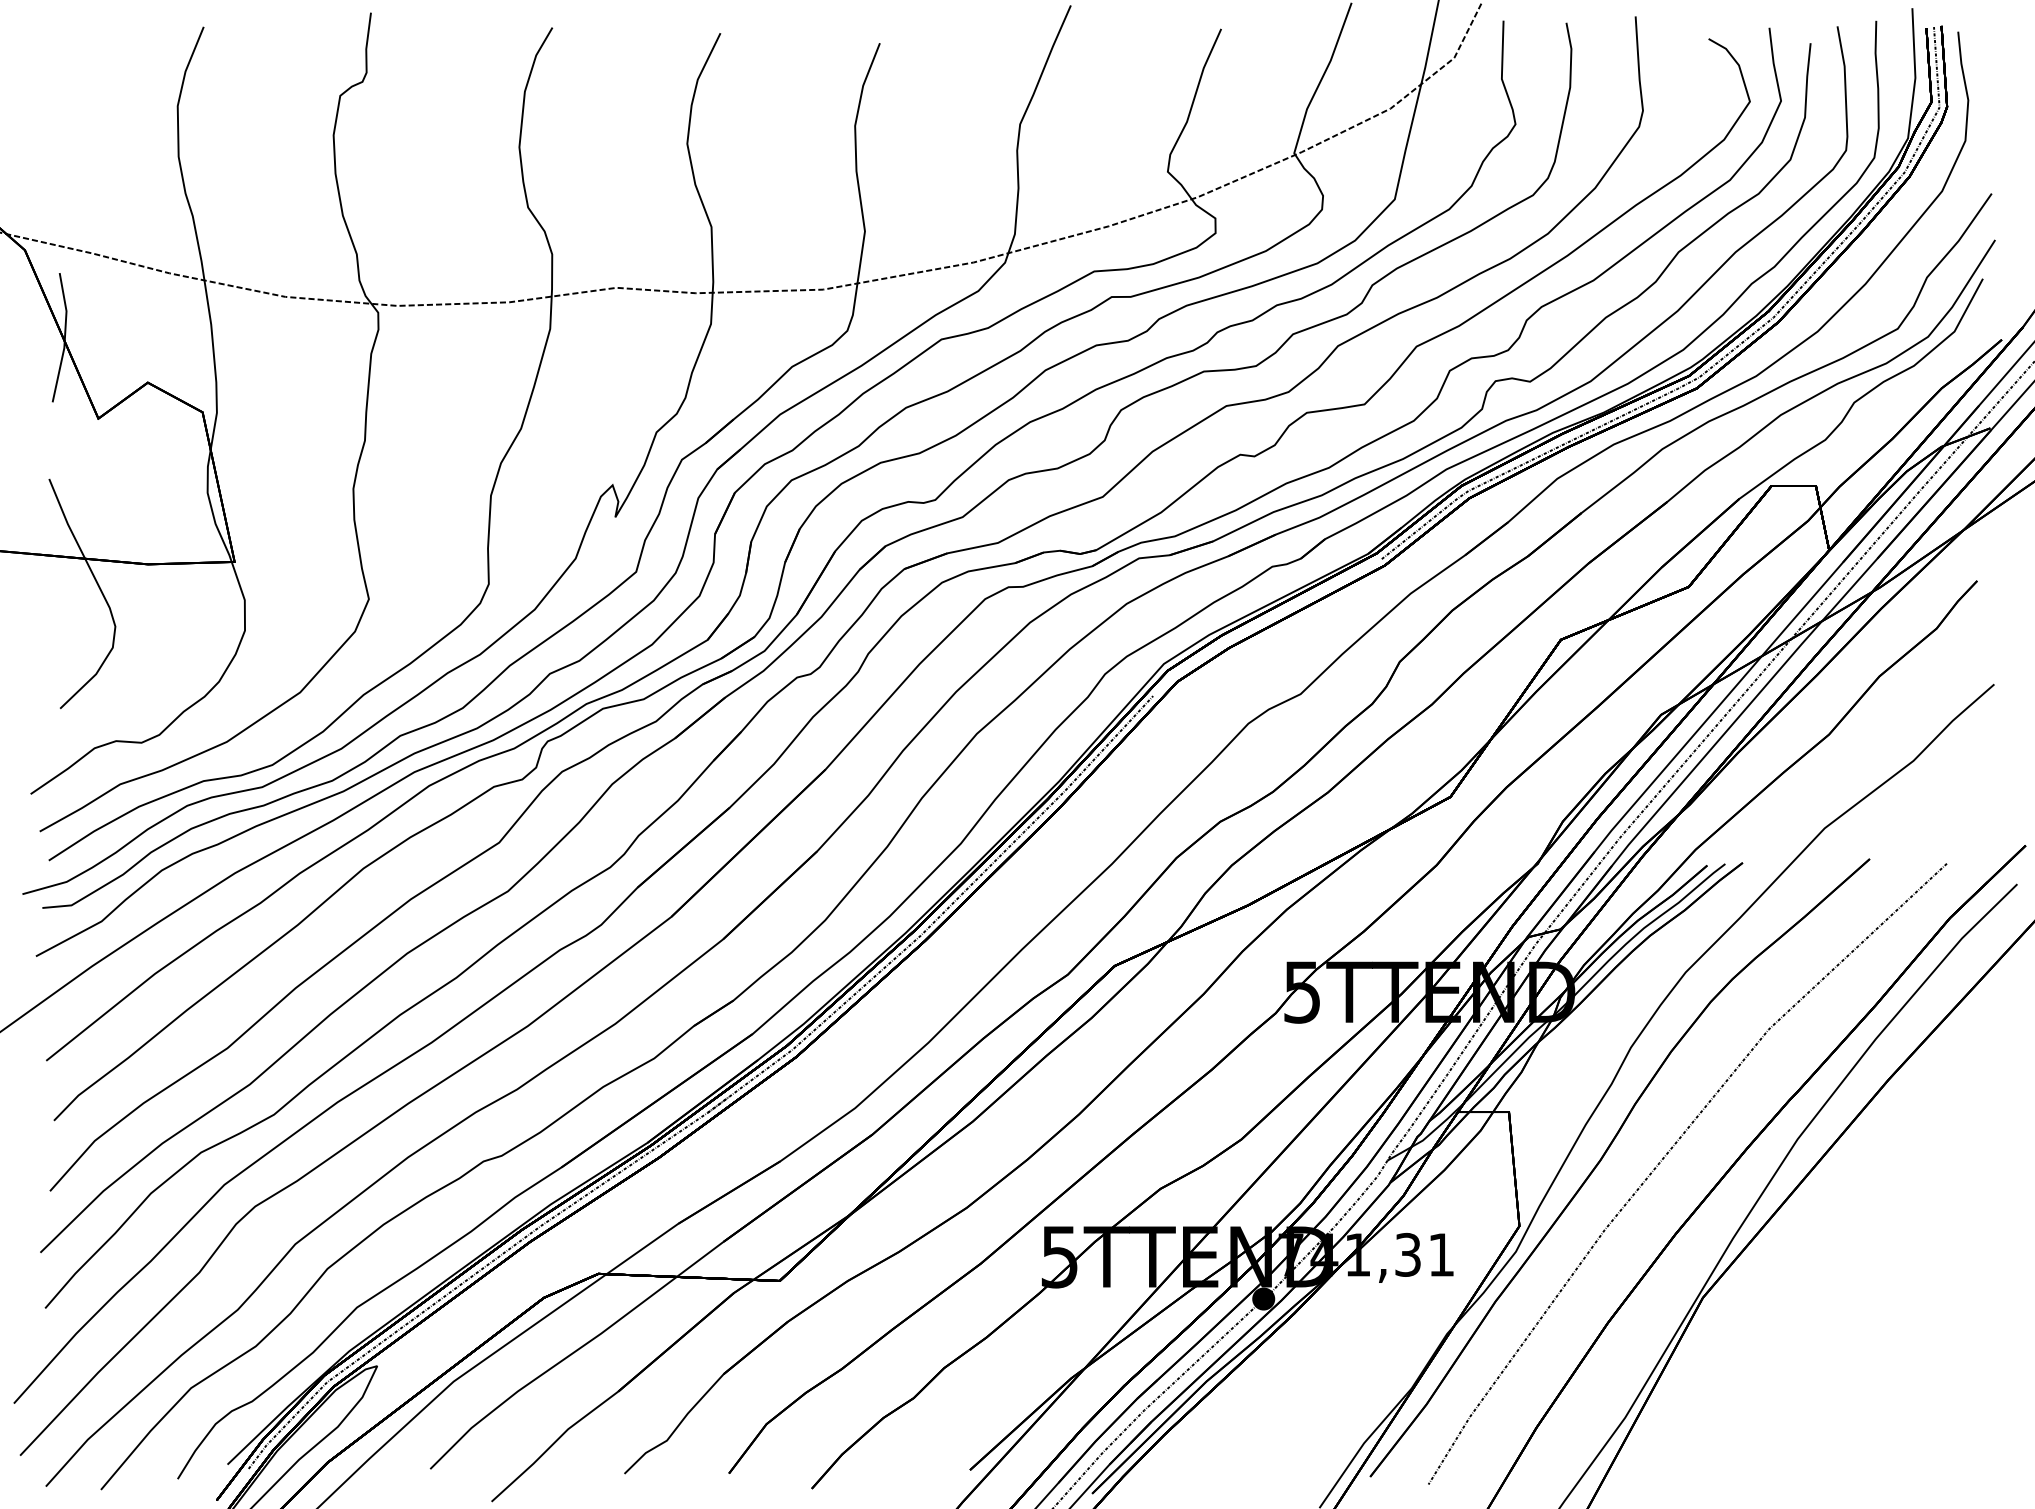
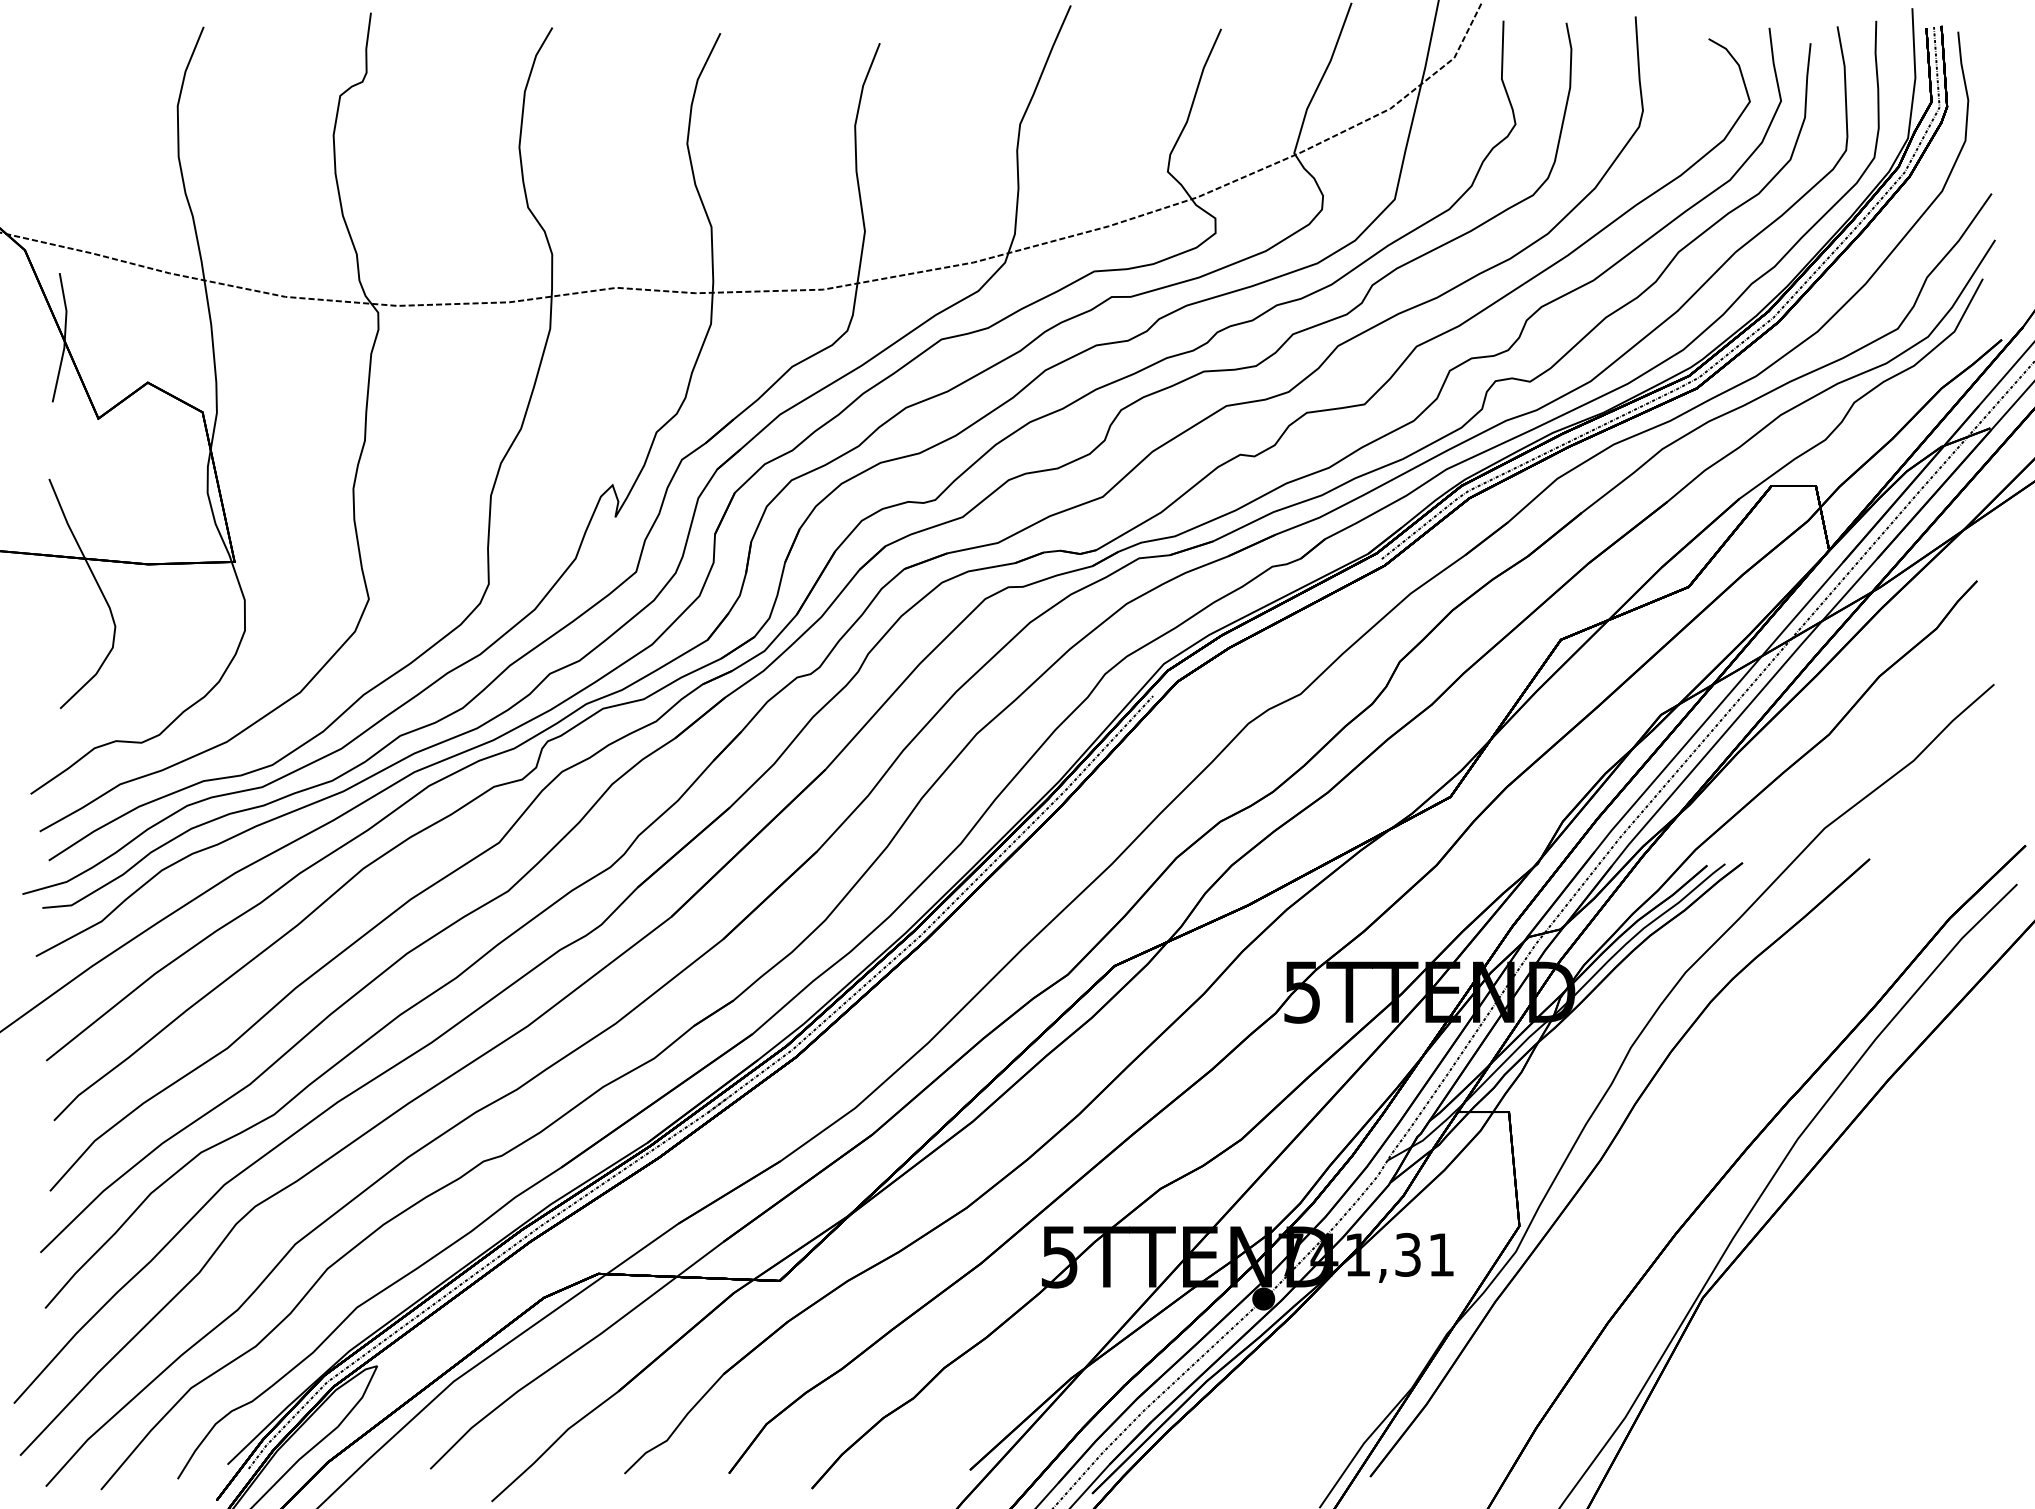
curve: present -> none (1666, 1156)
